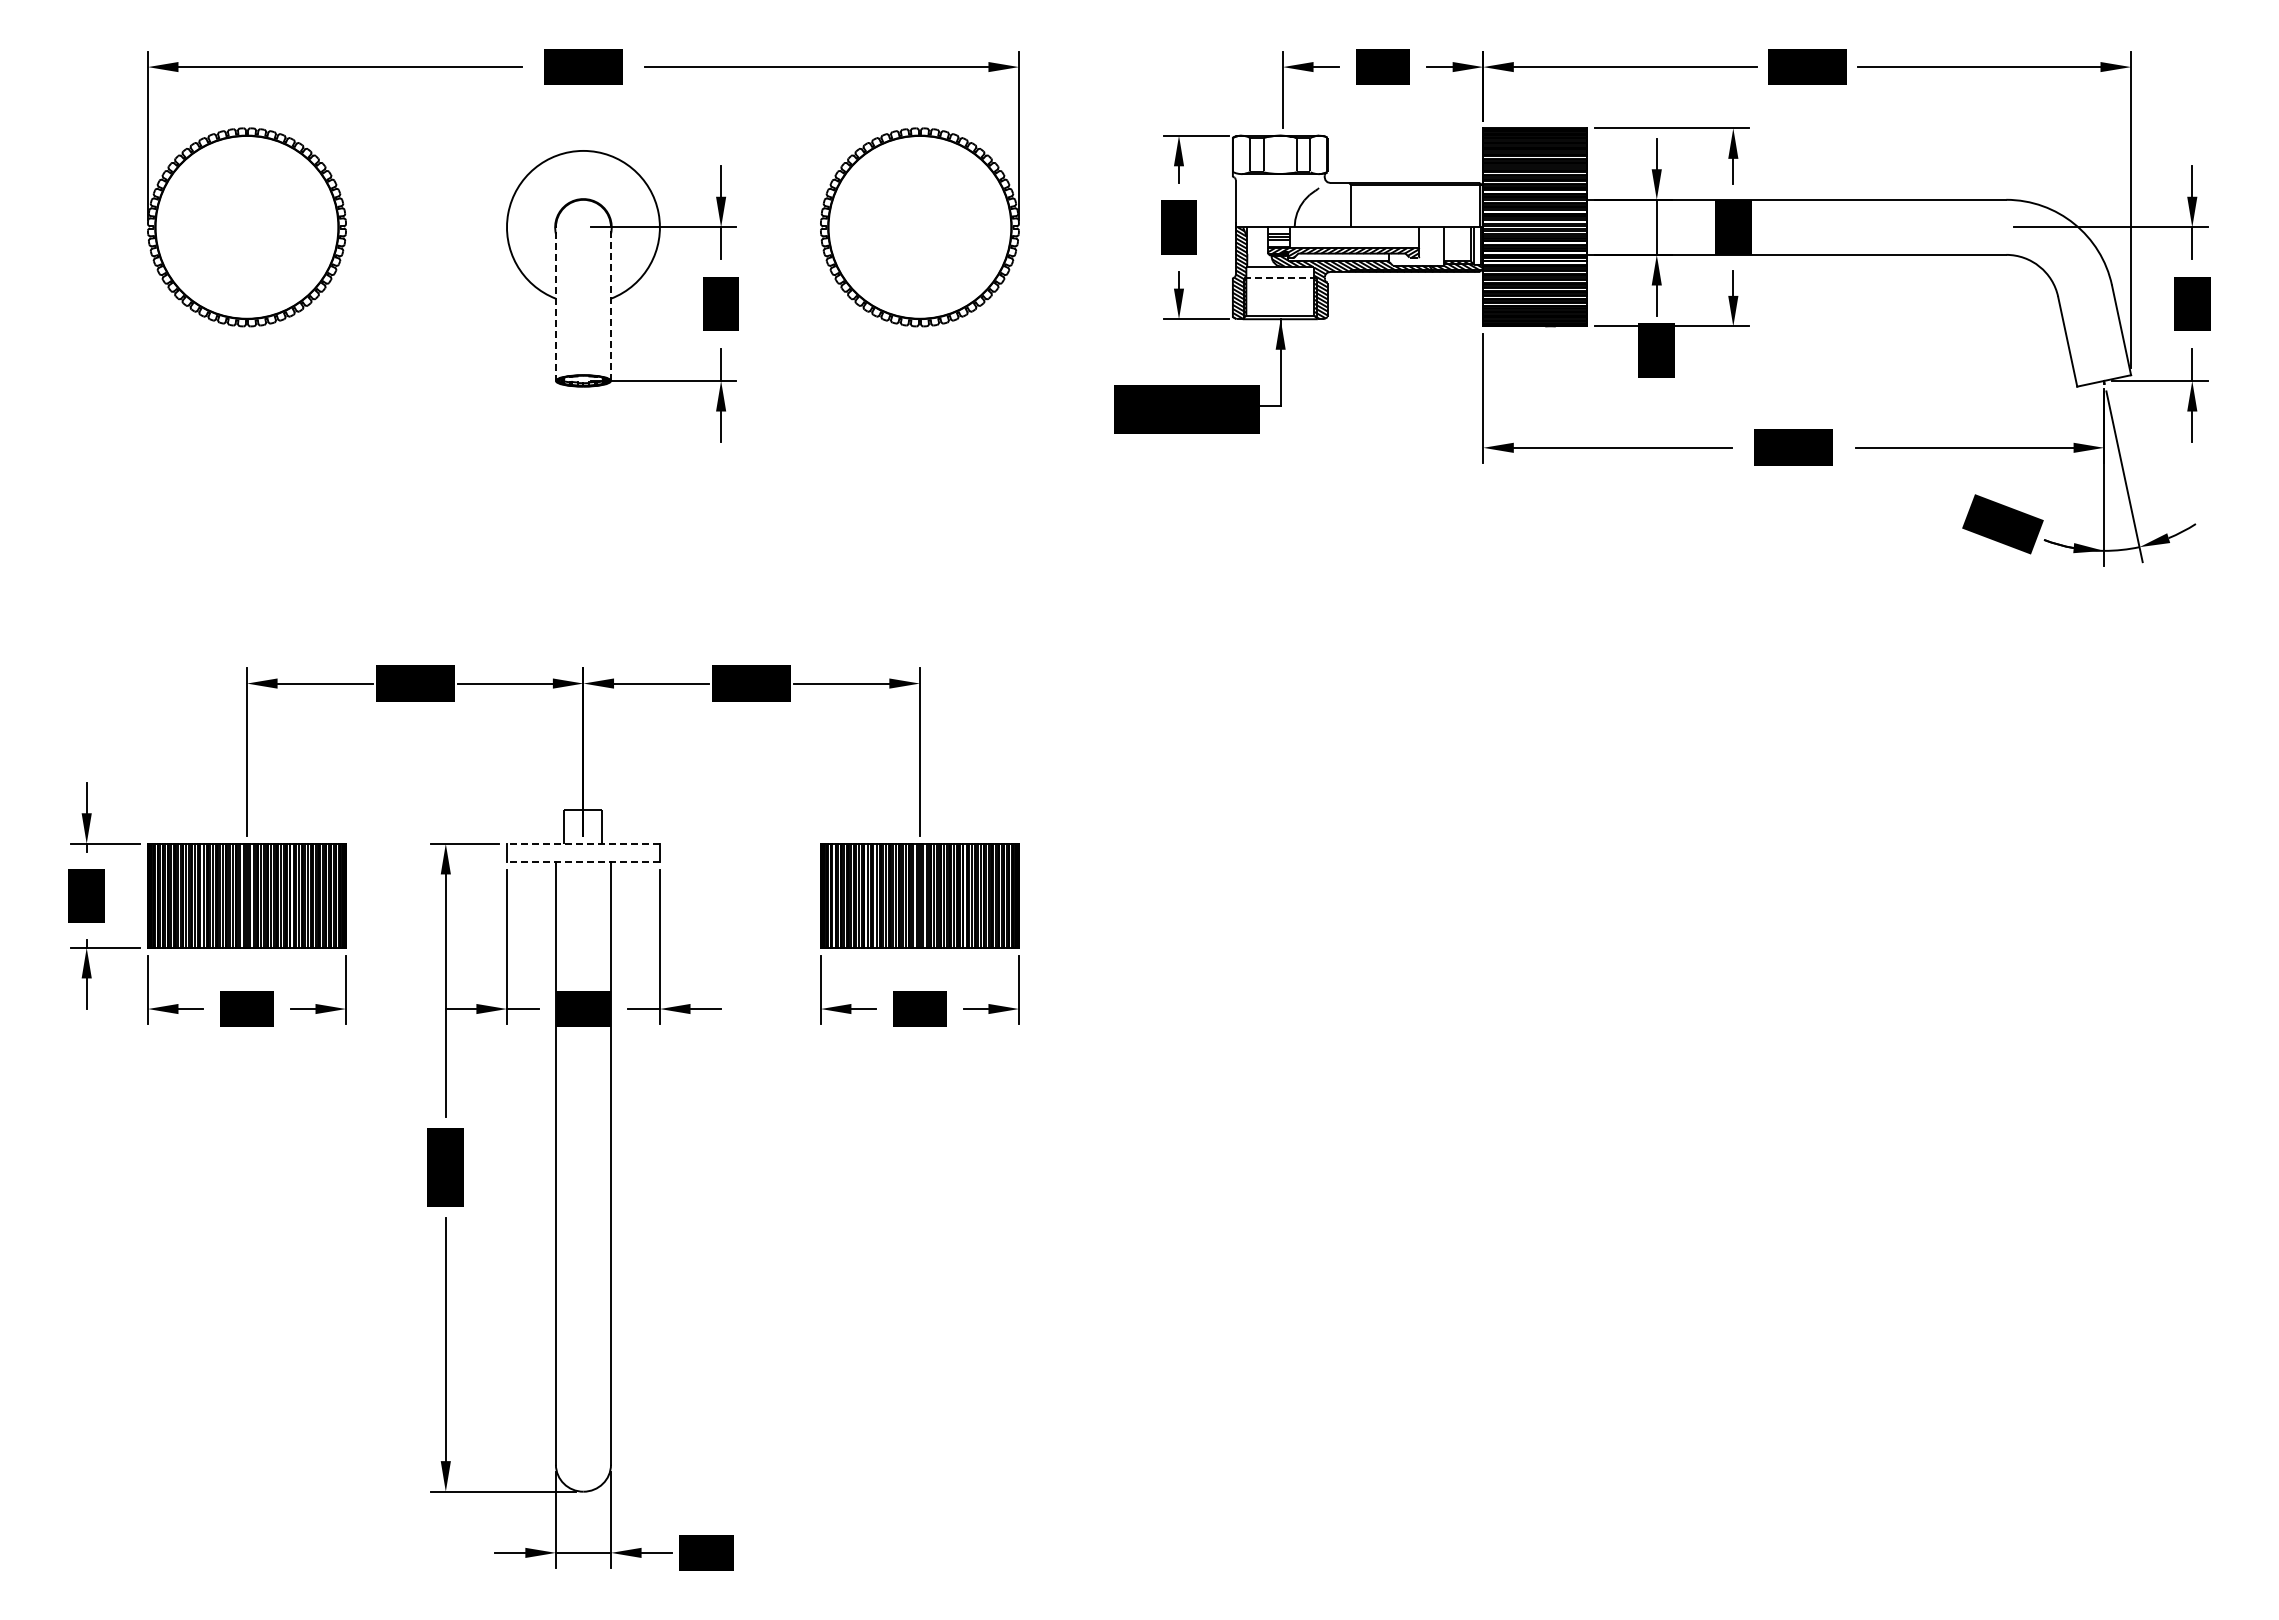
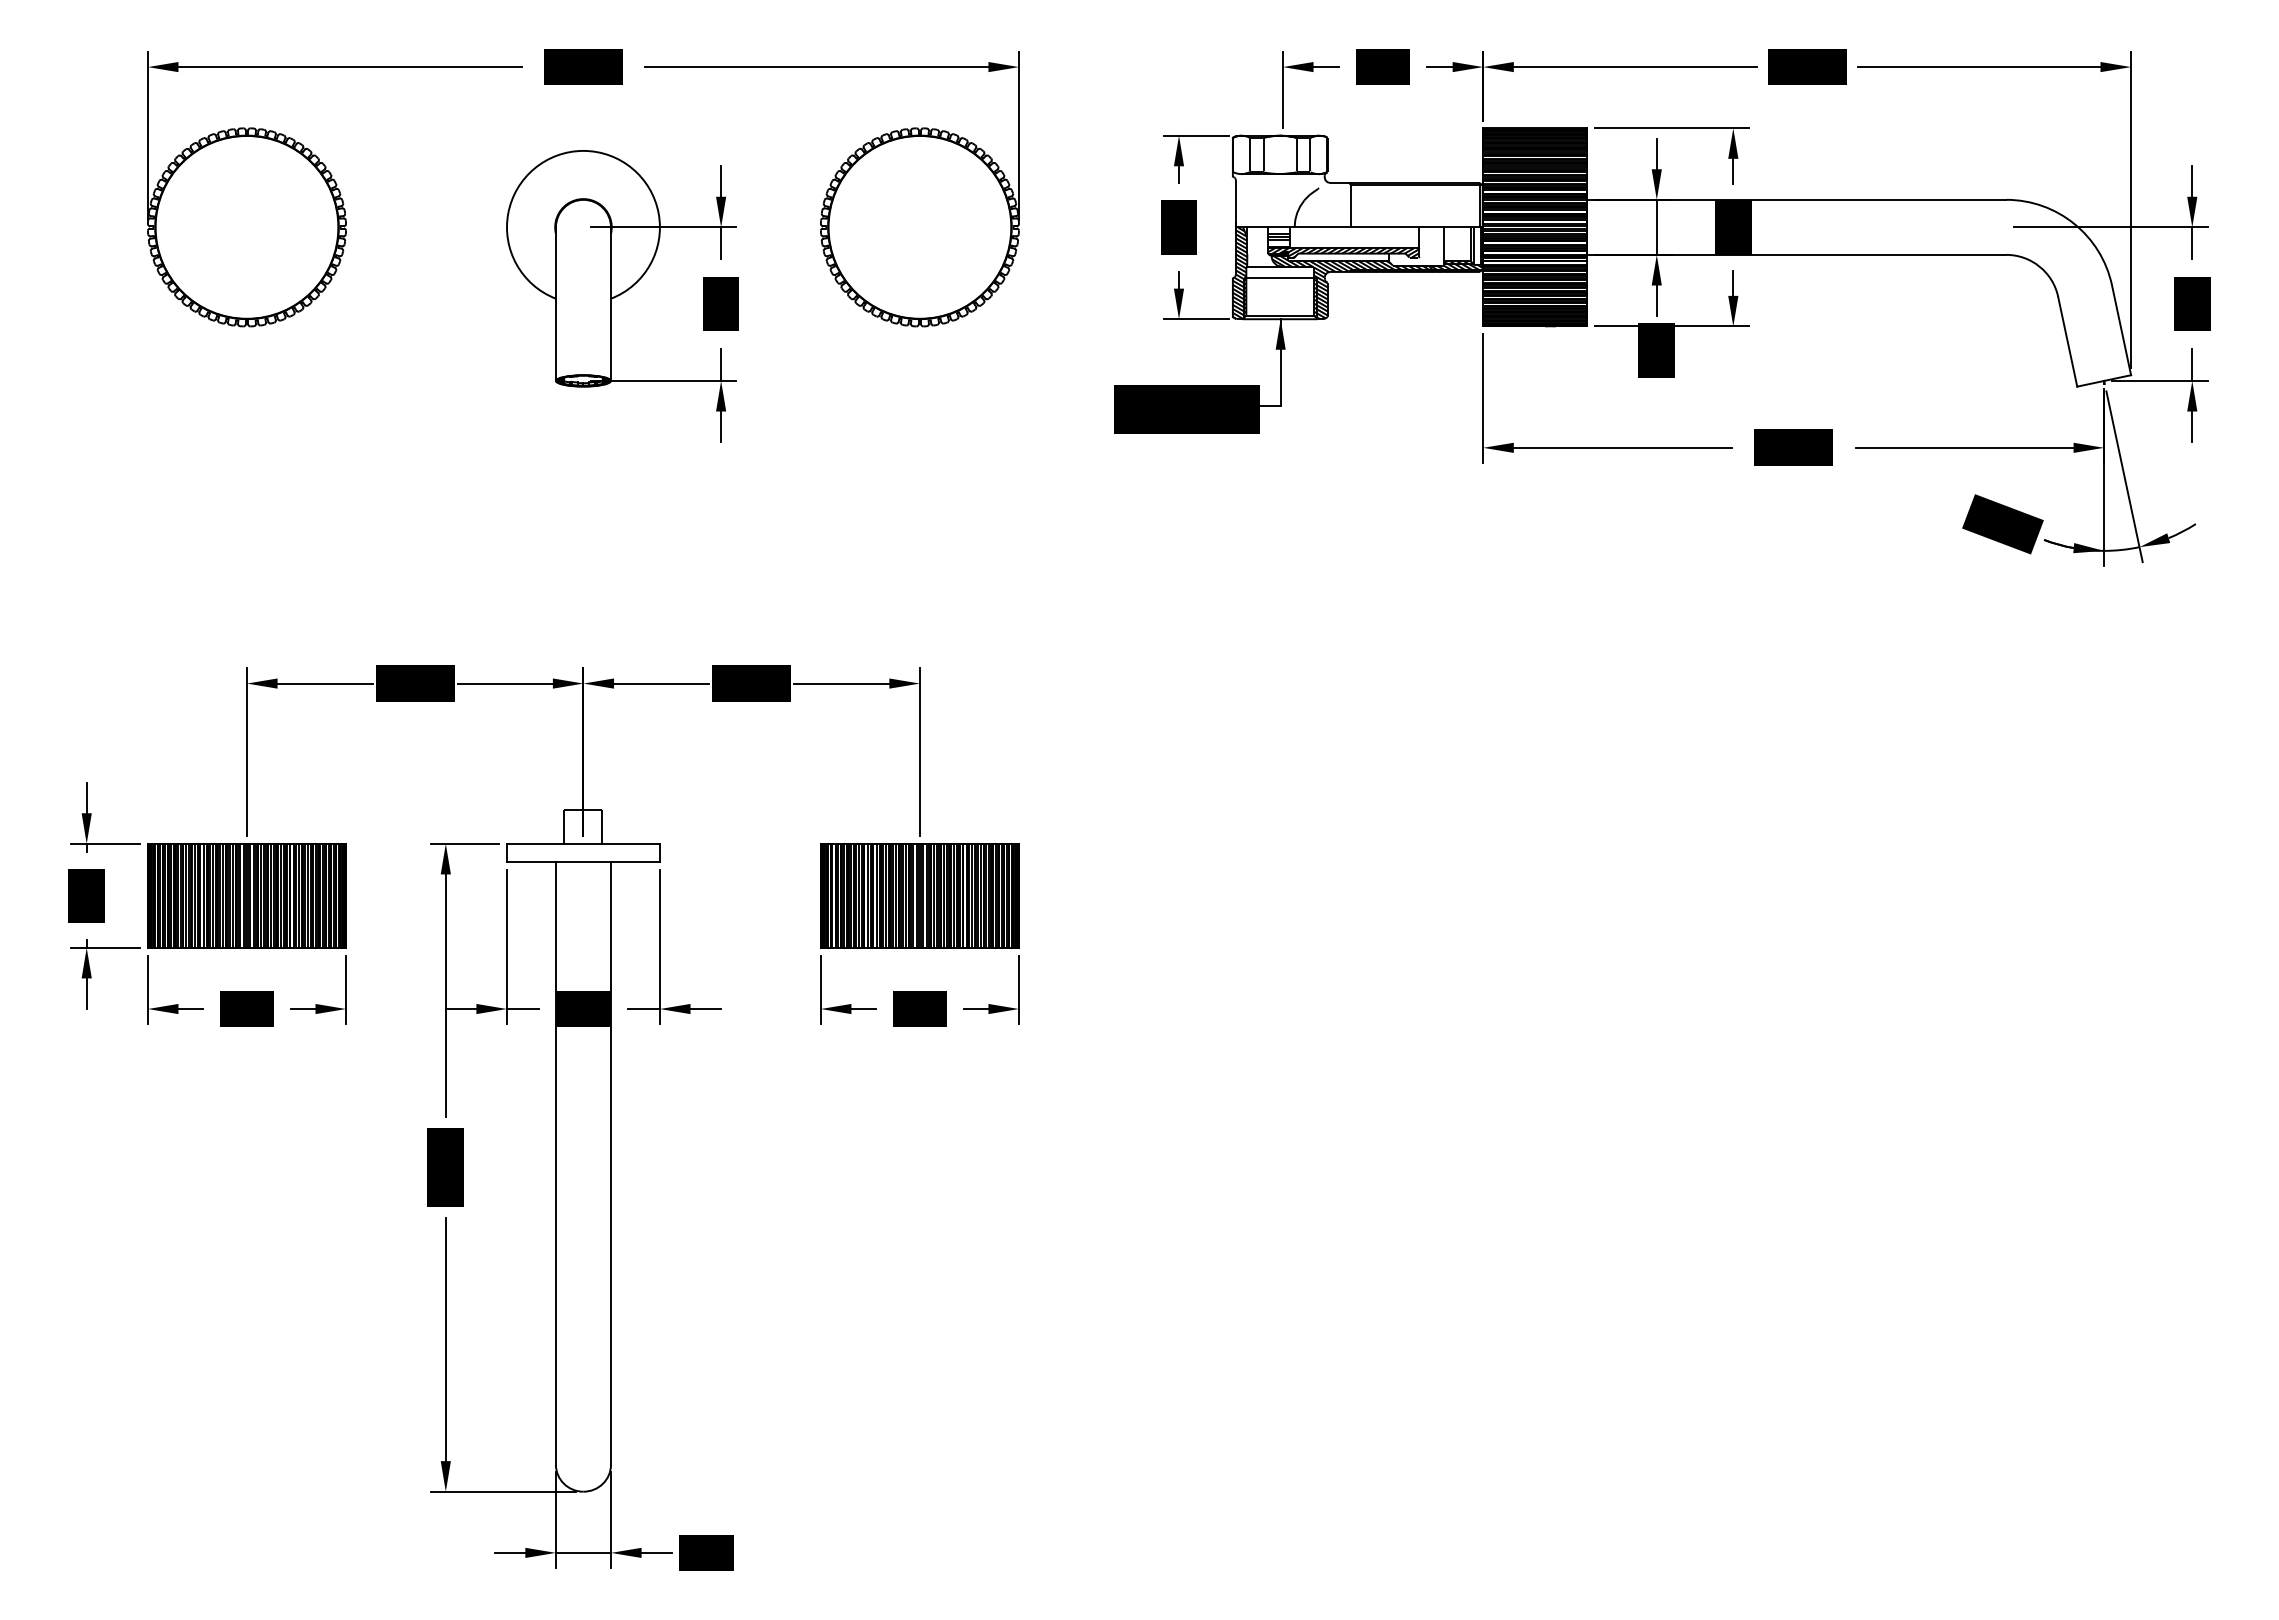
line: dashed -> solid (1280, 277)
line: dashed -> solid (555, 301)
line: dashed -> solid (611, 304)
line: dashed -> solid (582, 843)
line: dashed -> solid (582, 862)
